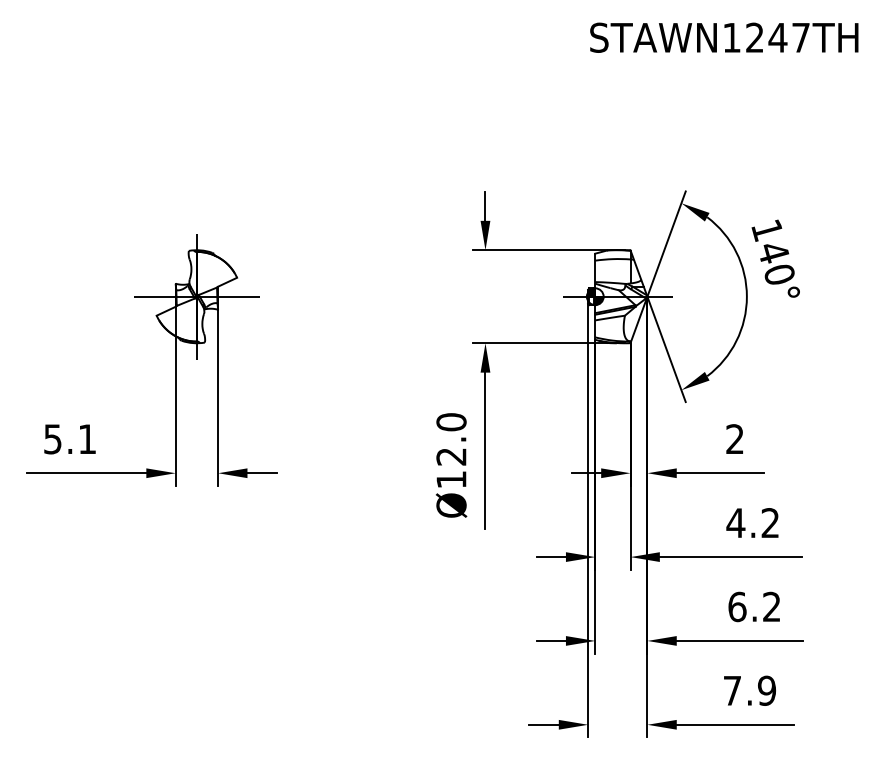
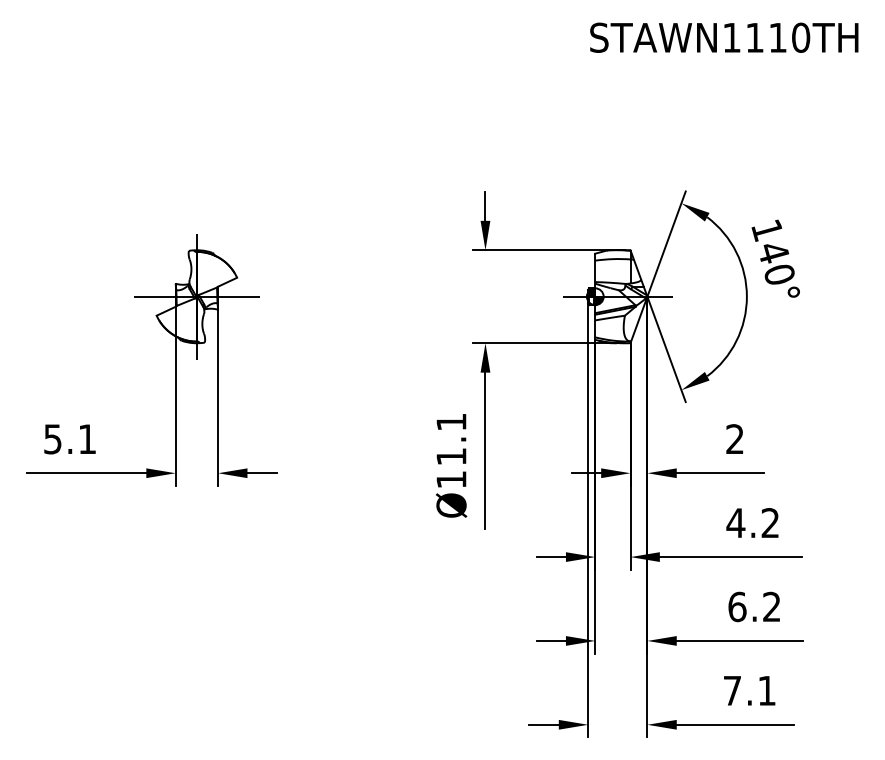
text: STAWN1247TH -> STAWN1110TH (778, 37)
text: Ø12.0 -> Ø11.1 (451, 439)
text: 7.9 -> 7.1 (767, 690)
